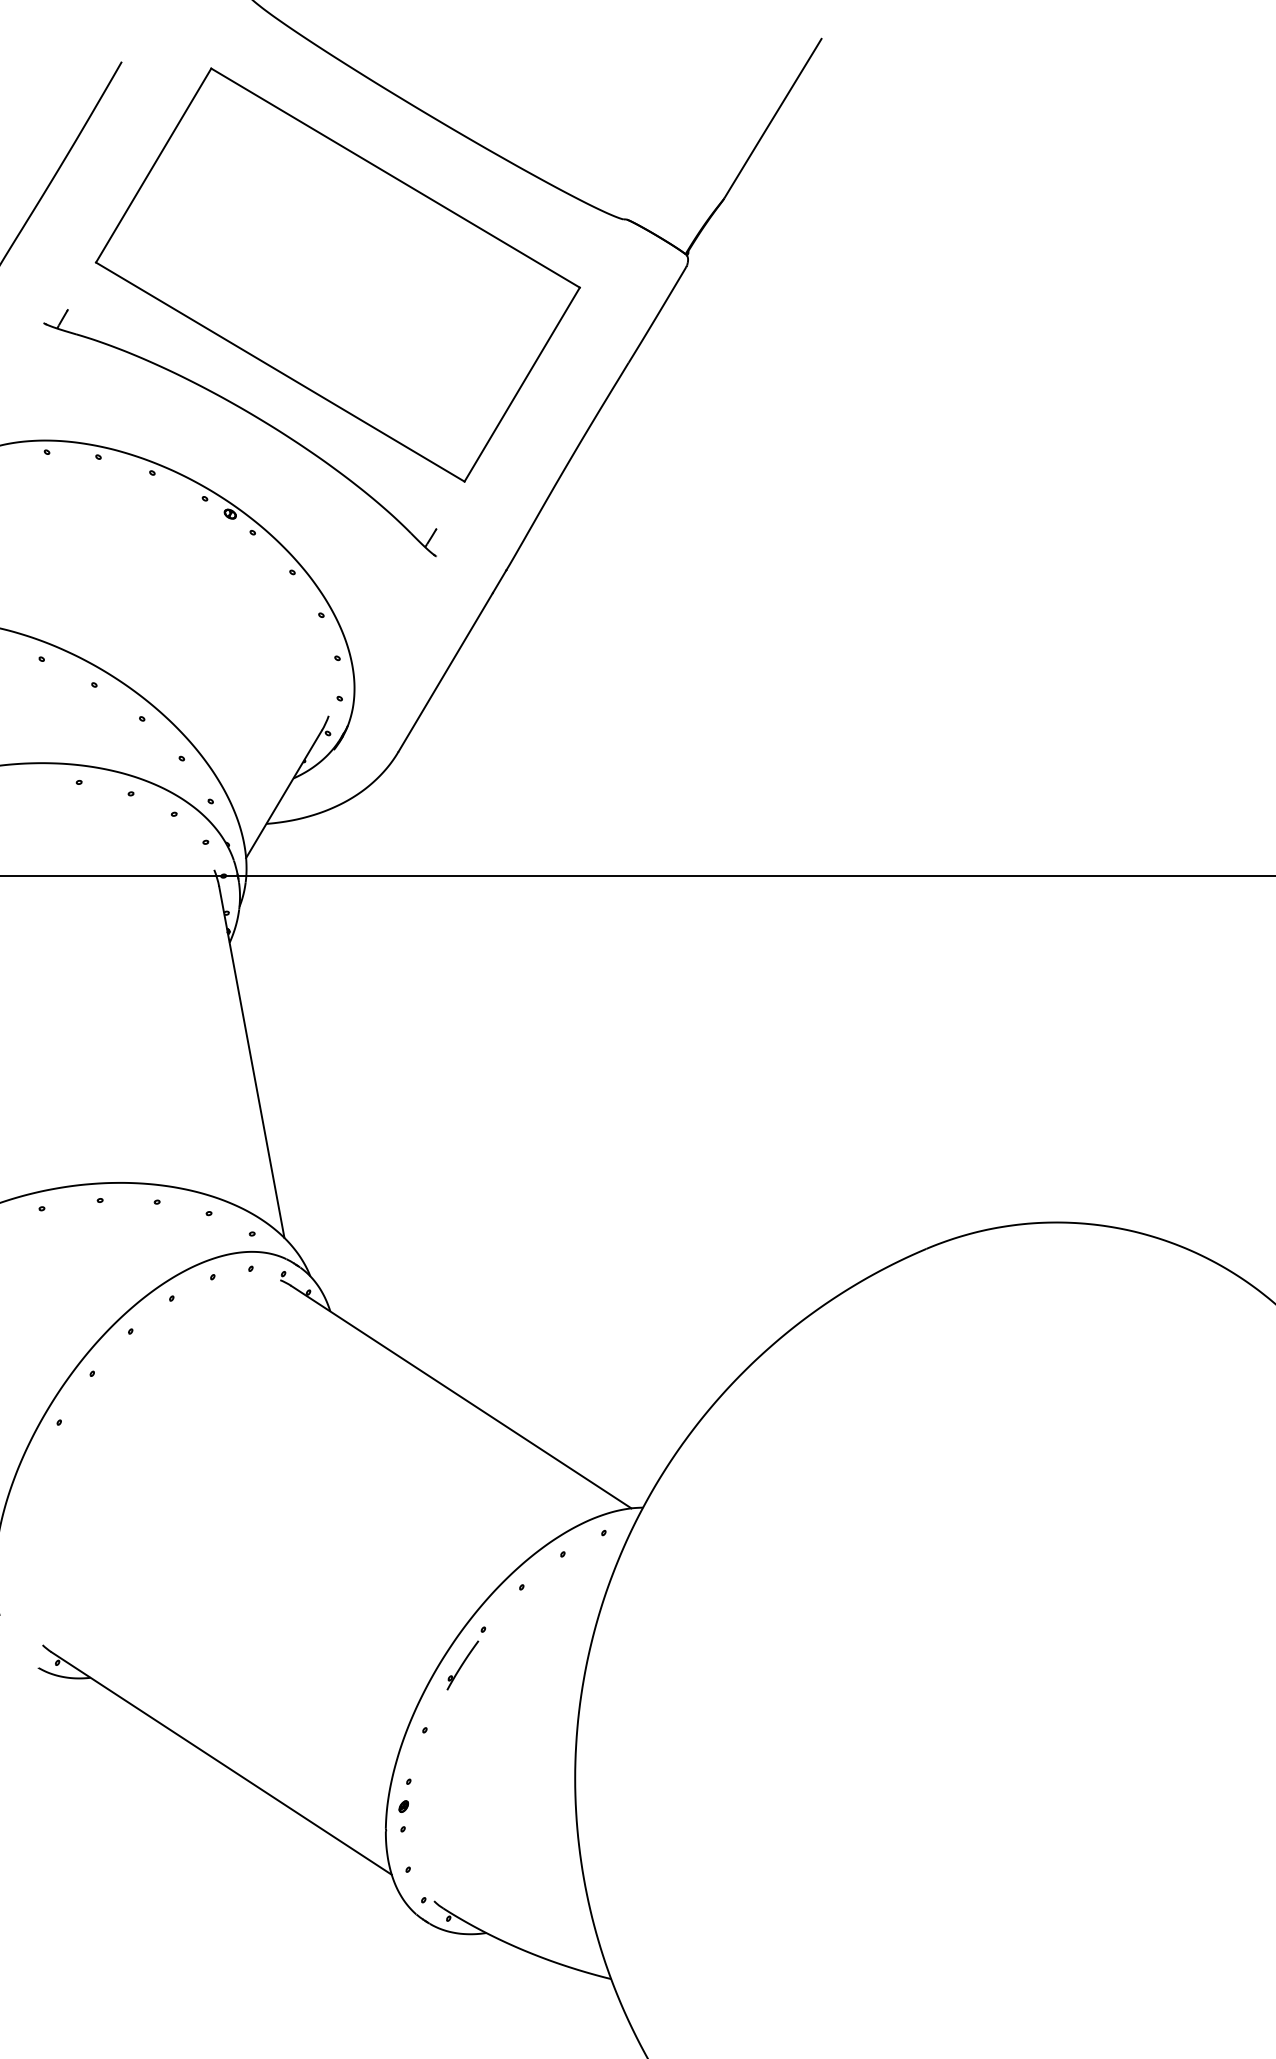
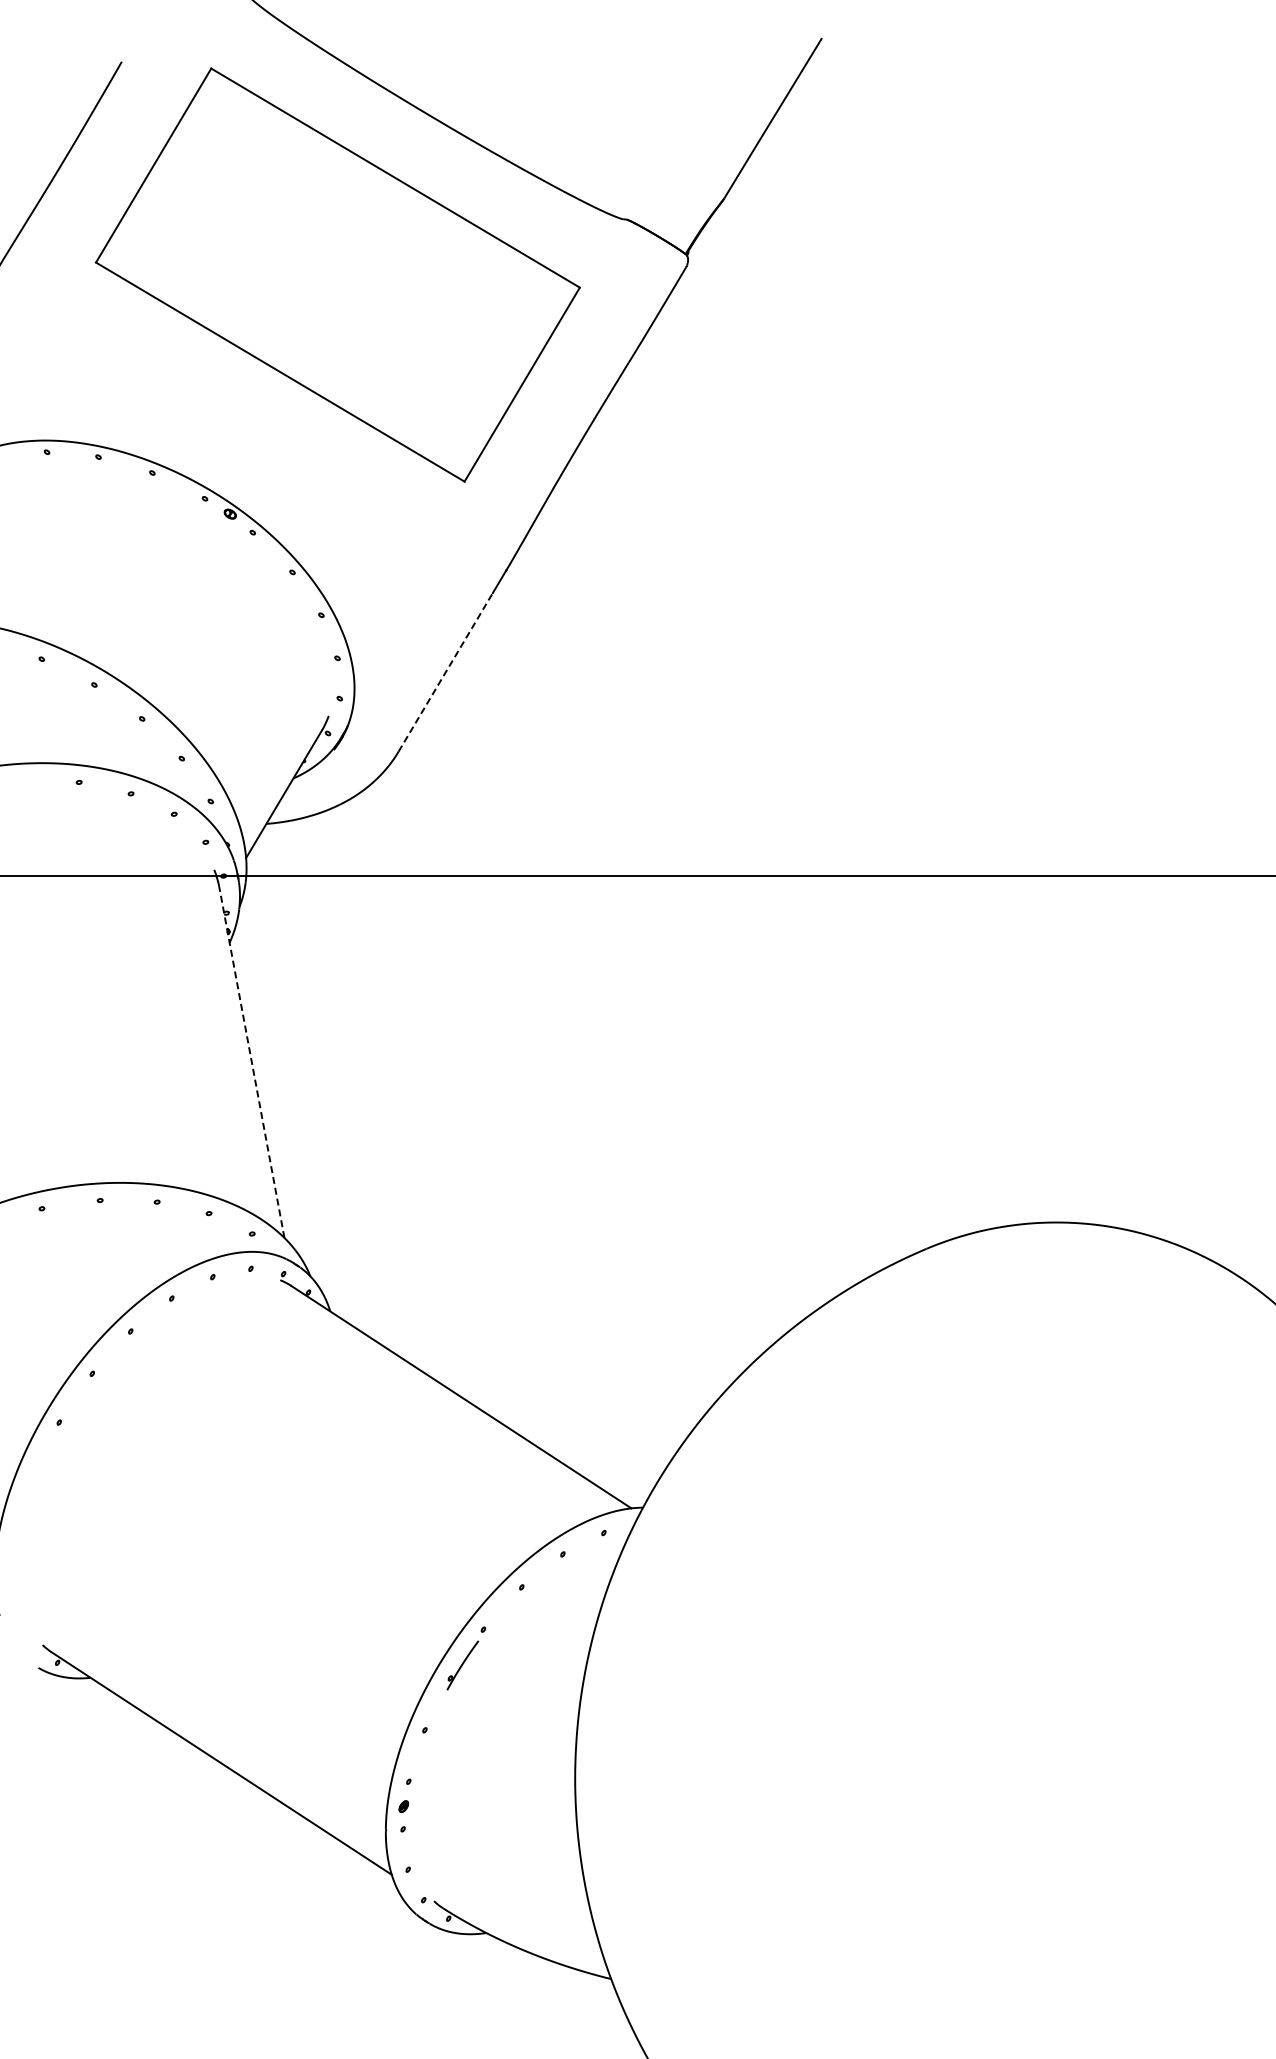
part: present -> none (249, 414)
line: solid -> dashed (445, 671)
line: solid -> dashed (251, 1062)
